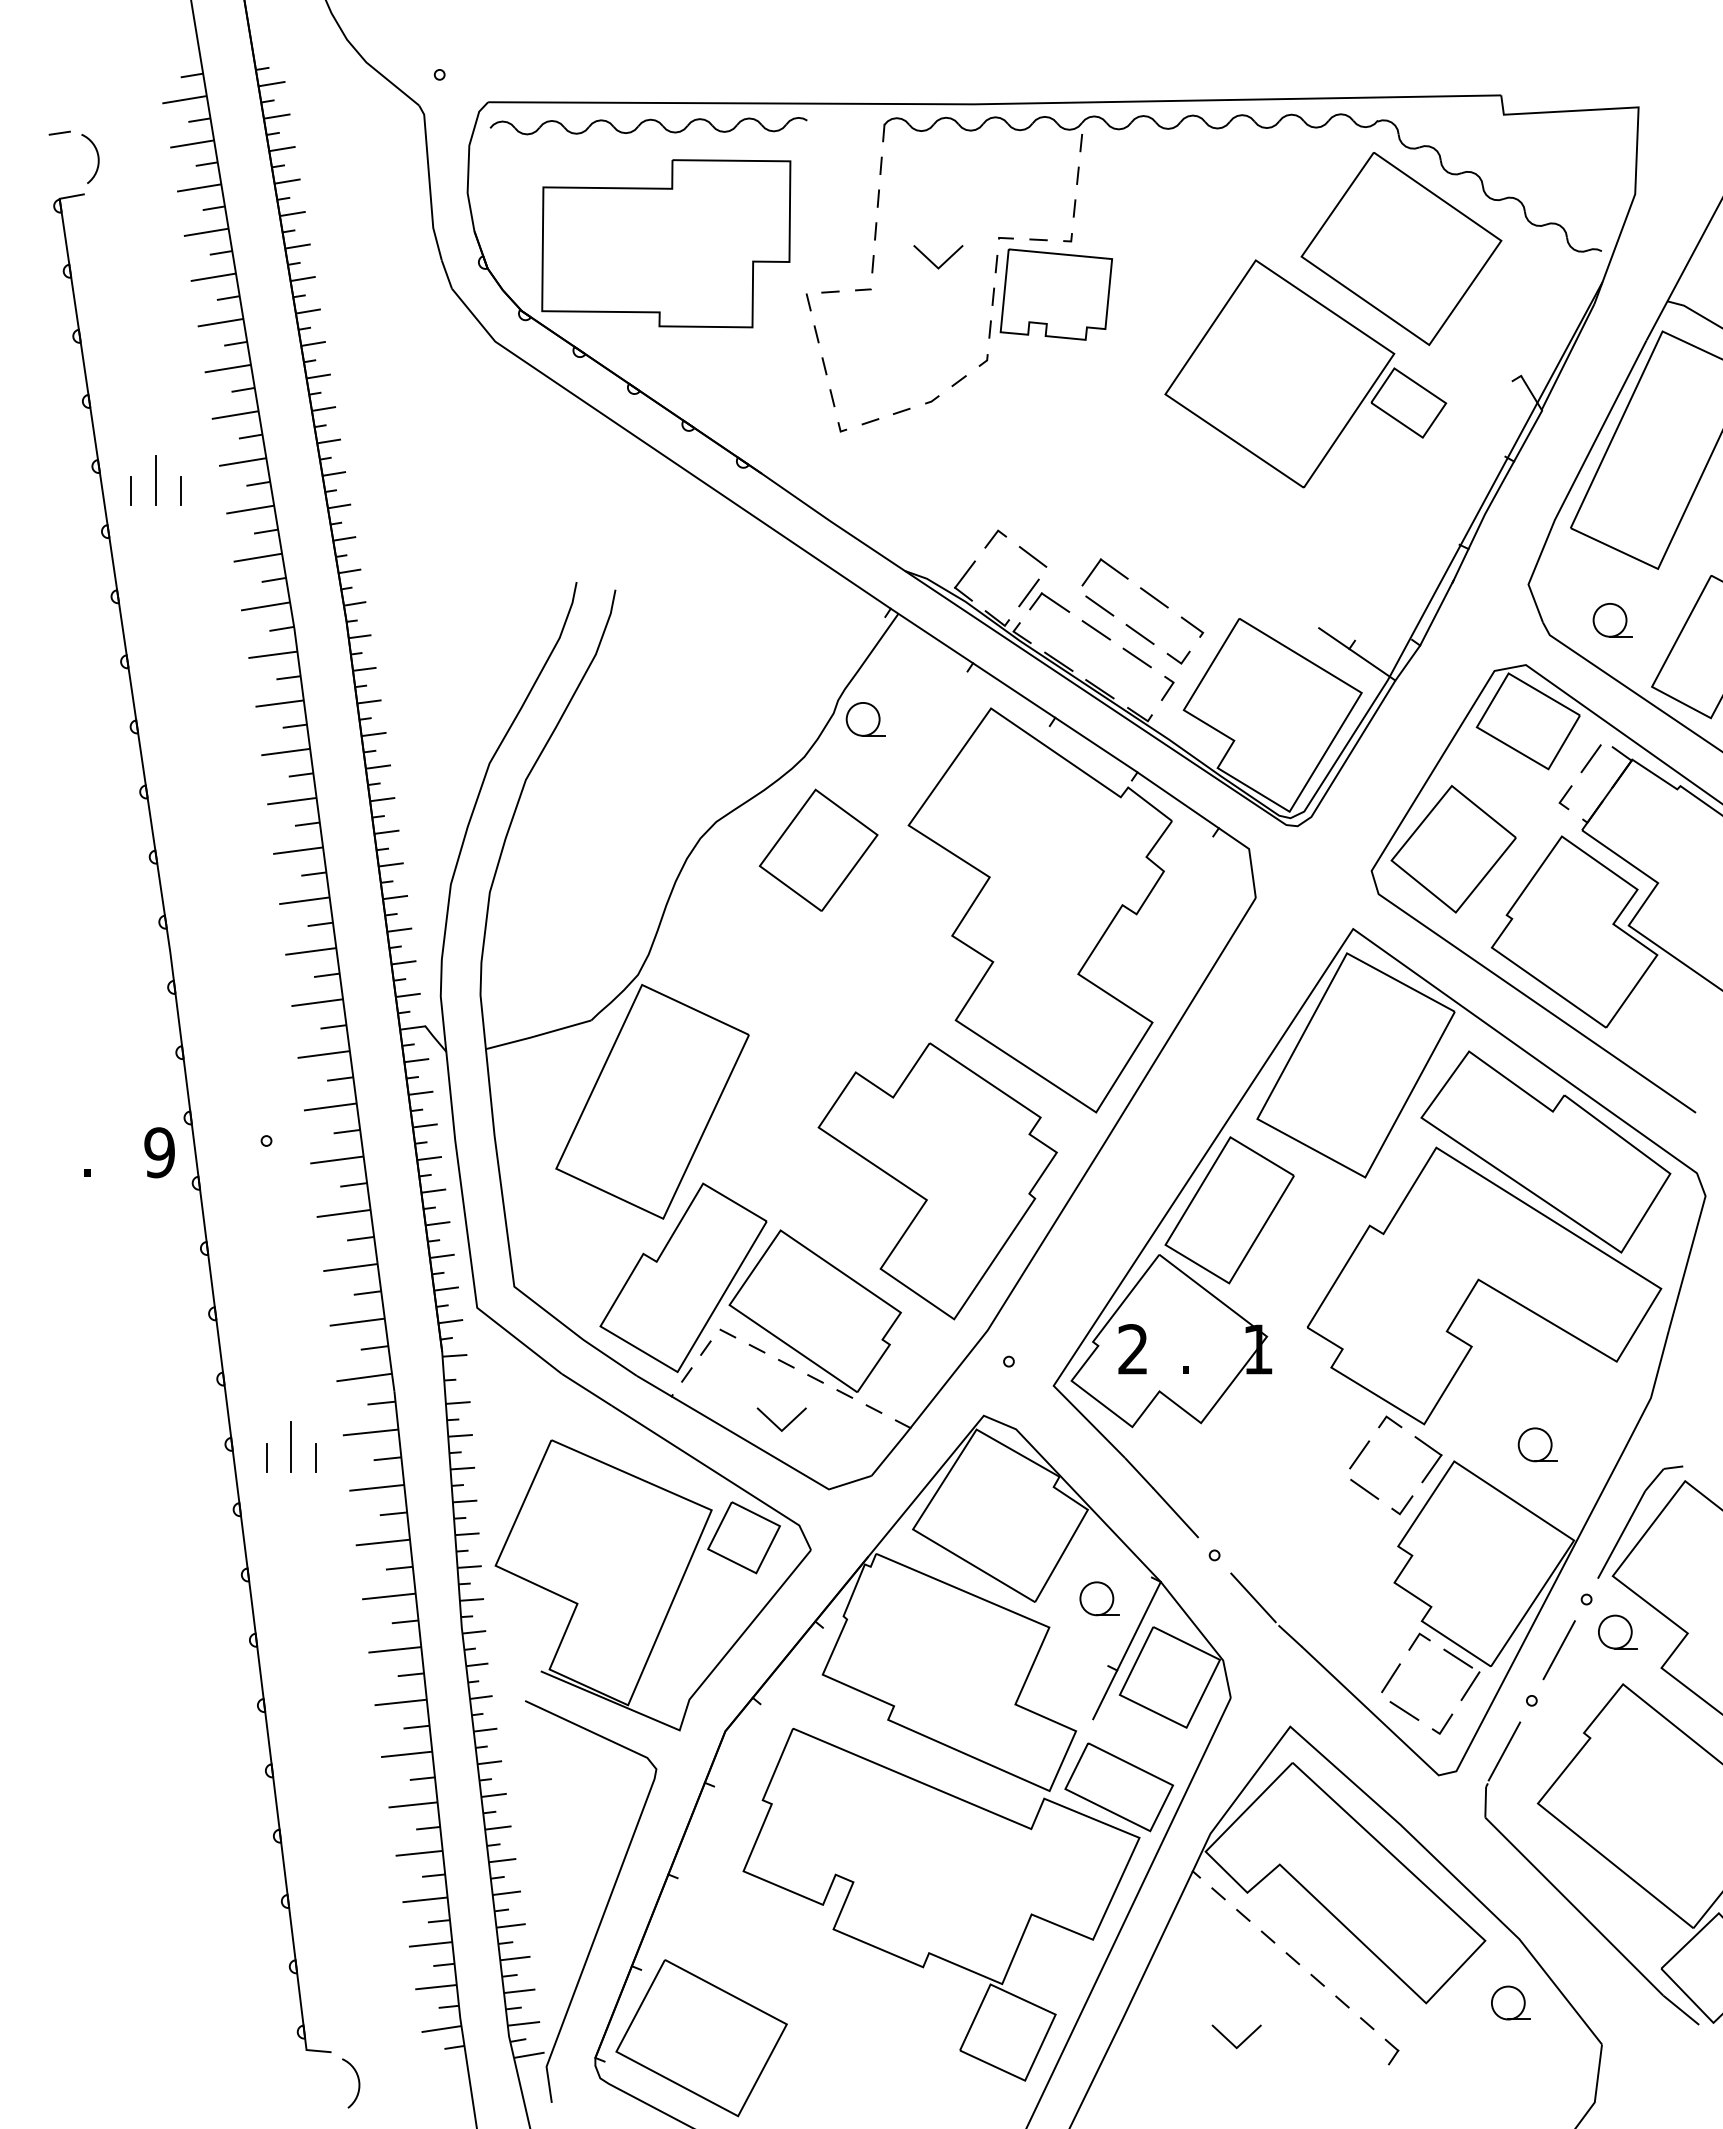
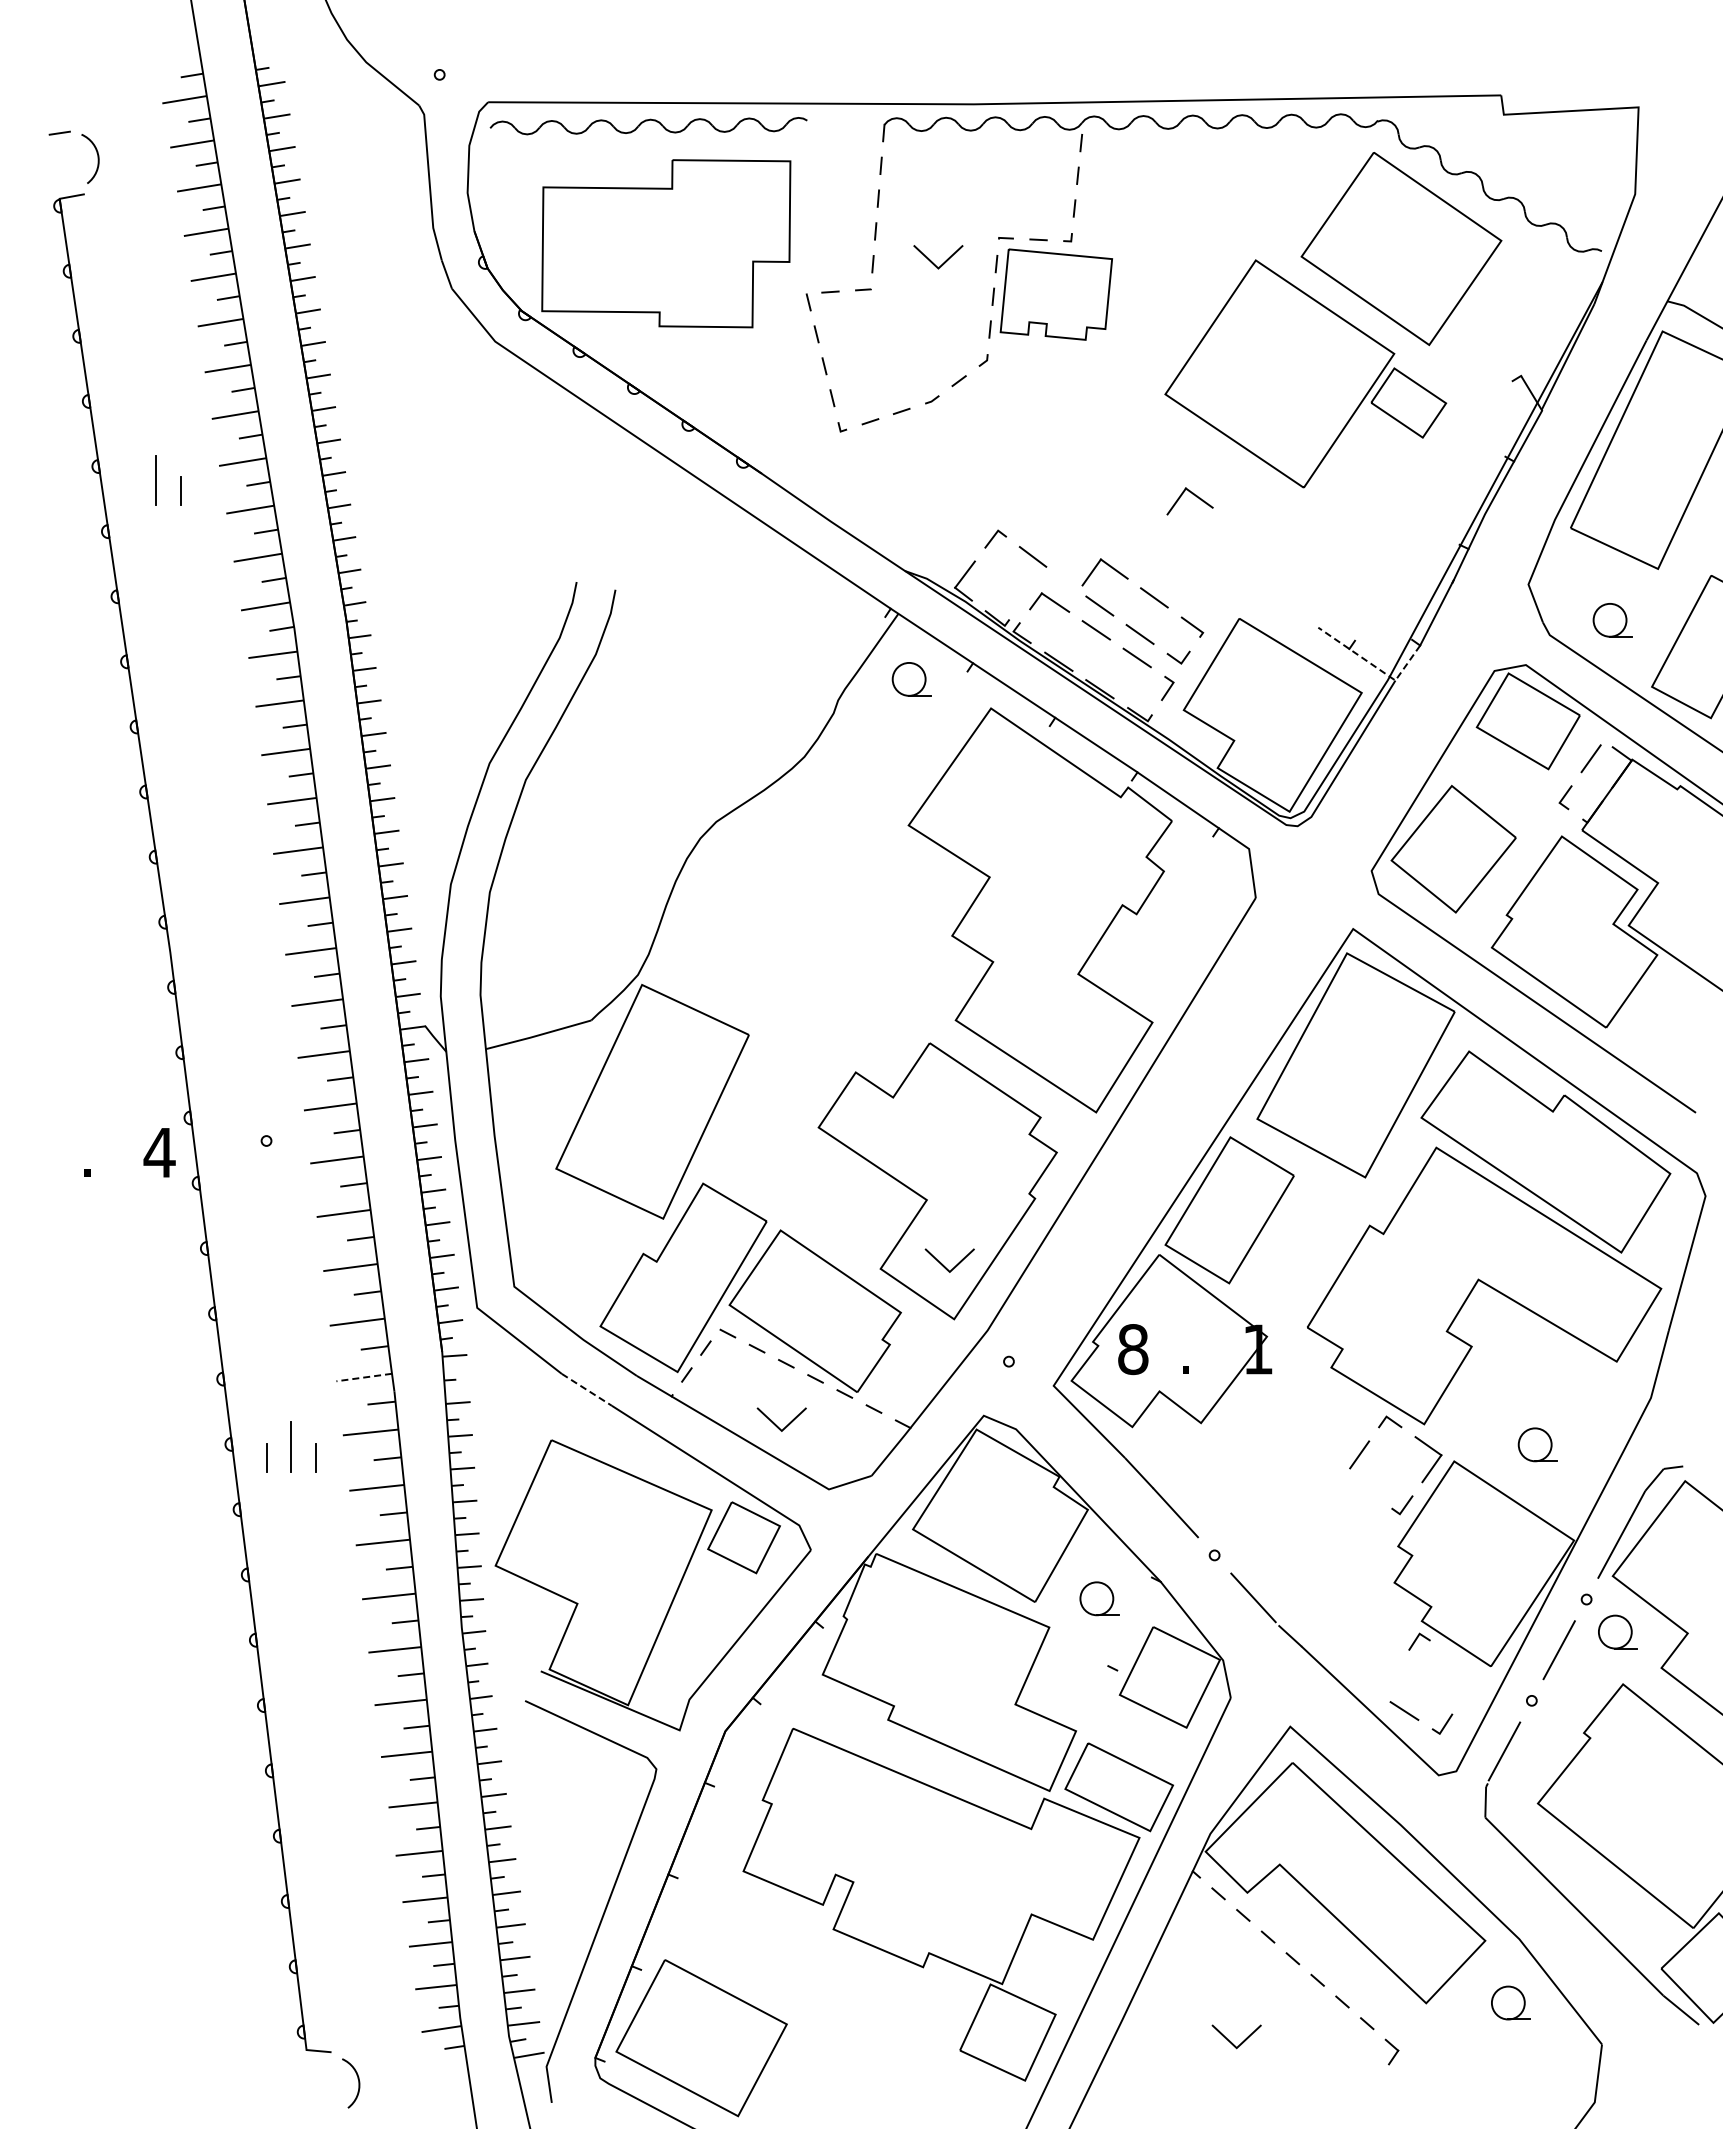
line: present -> none (131, 490)
part: none -> present (1193, 495)
line: present -> none (1028, 592)
line: solid -> dashed (1374, 666)
part position: (865, 719) -> (911, 679) (911, 679)
part: present -> none (818, 849)
text: 9 -> 4 (159, 1152)
line: none -> present (944, 1265)
text: 2 -> 8 (1133, 1349)
line: solid -> dashed (363, 1377)
line: solid -> dashed (586, 1389)
line: present -> none (1364, 1488)
line: present -> none (1126, 1650)
line: present -> none (1458, 1658)
line: present -> none (1390, 1678)
line: present -> none (1470, 1686)
